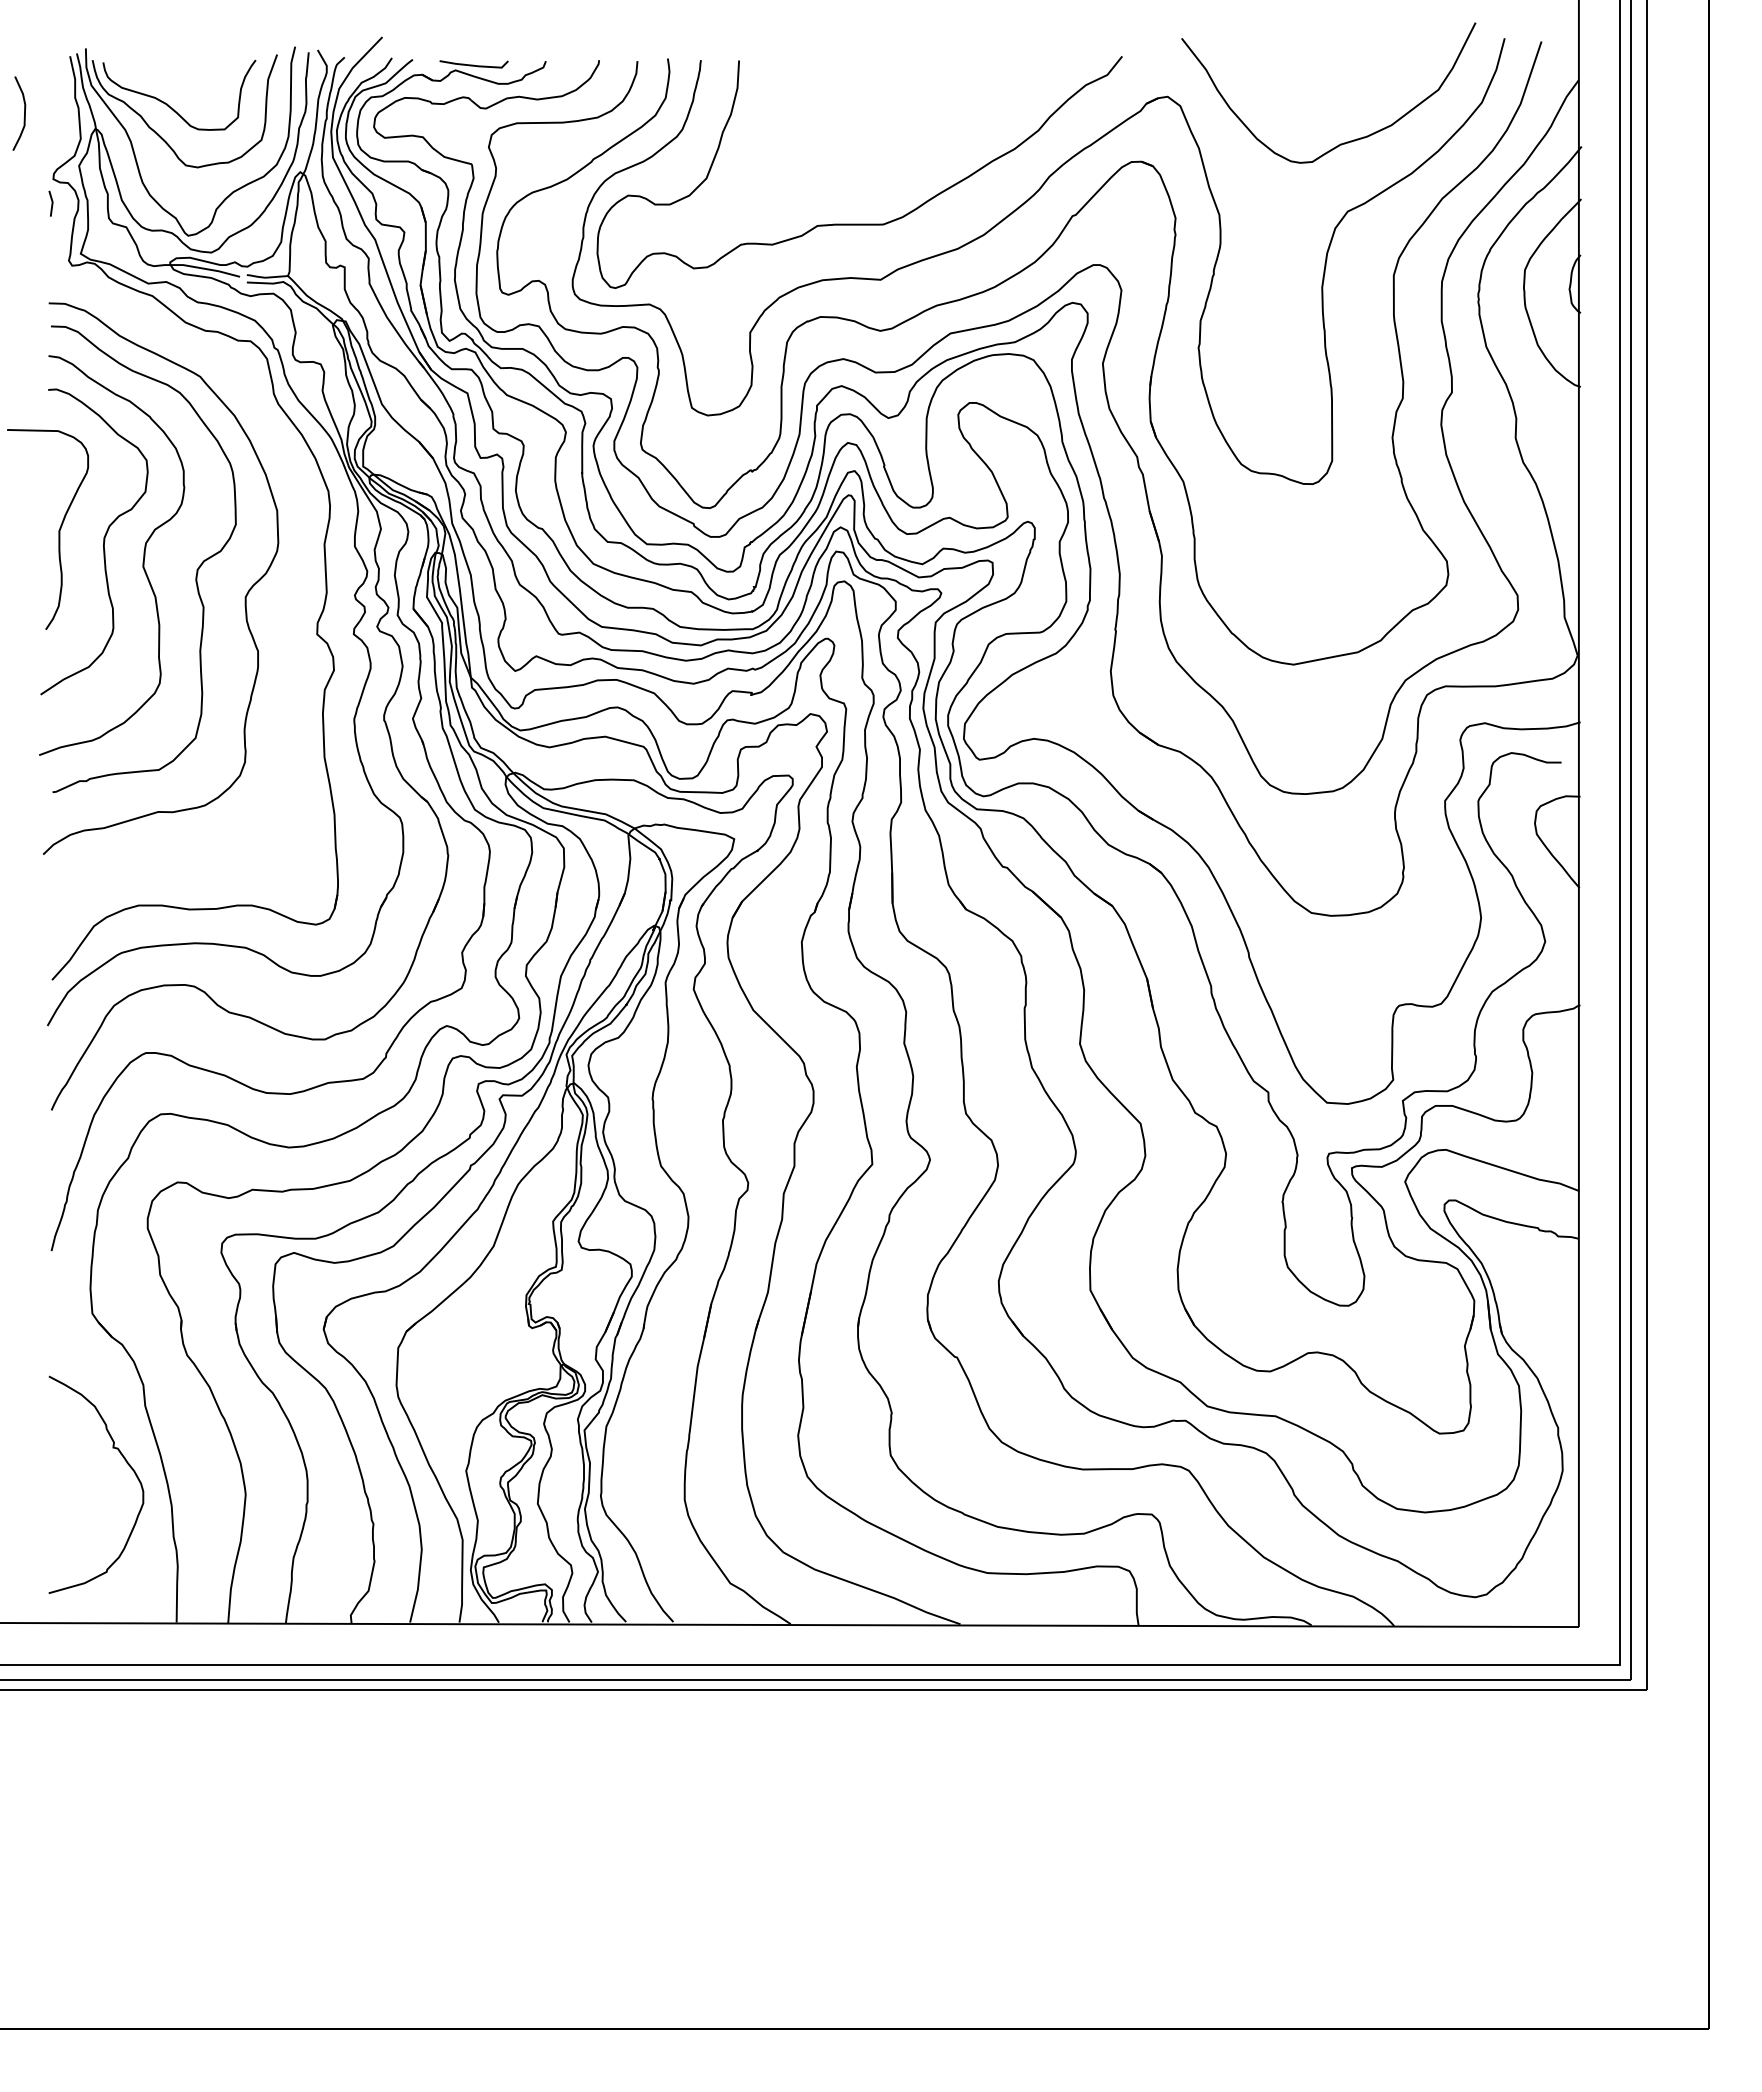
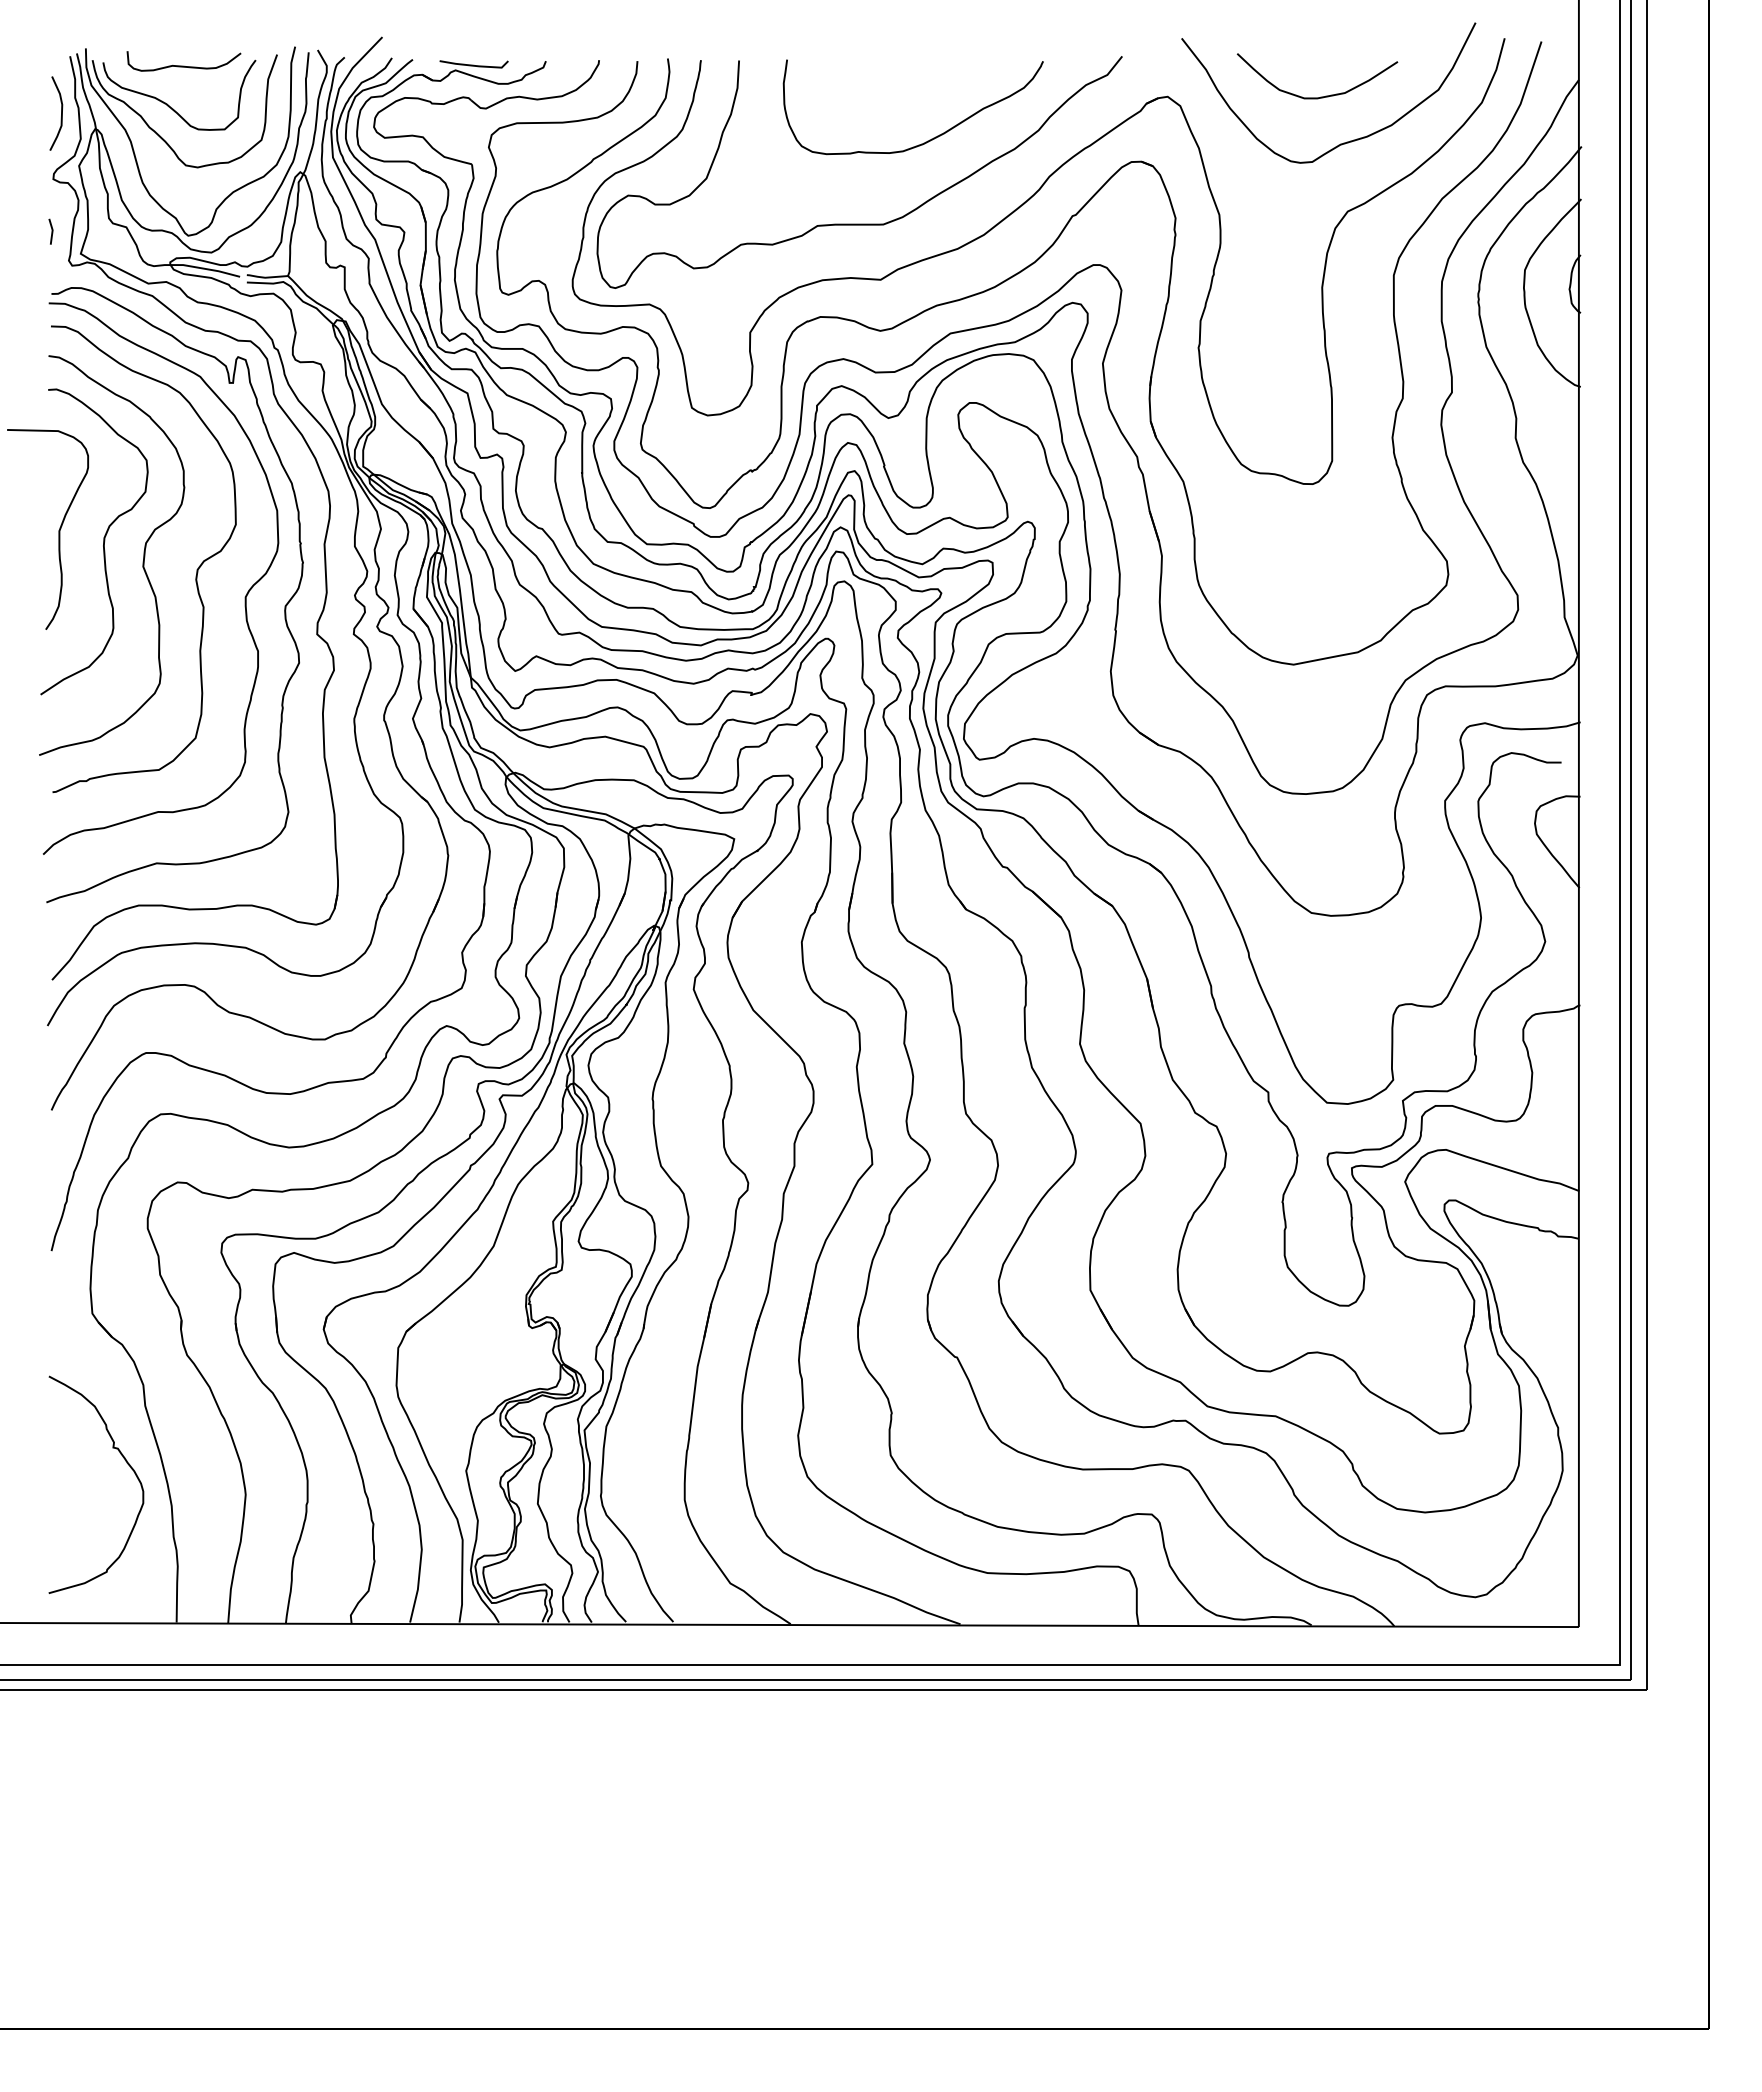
curve: none -> present (183, 65)
curve: none -> present (1320, 96)
curve position: (24, 113) -> (61, 113) (61, 113)
curve: none -> present (929, 139)
line position: (51, 203) -> (51, 231) (51, 231)
curve: none -> present (284, 606)
